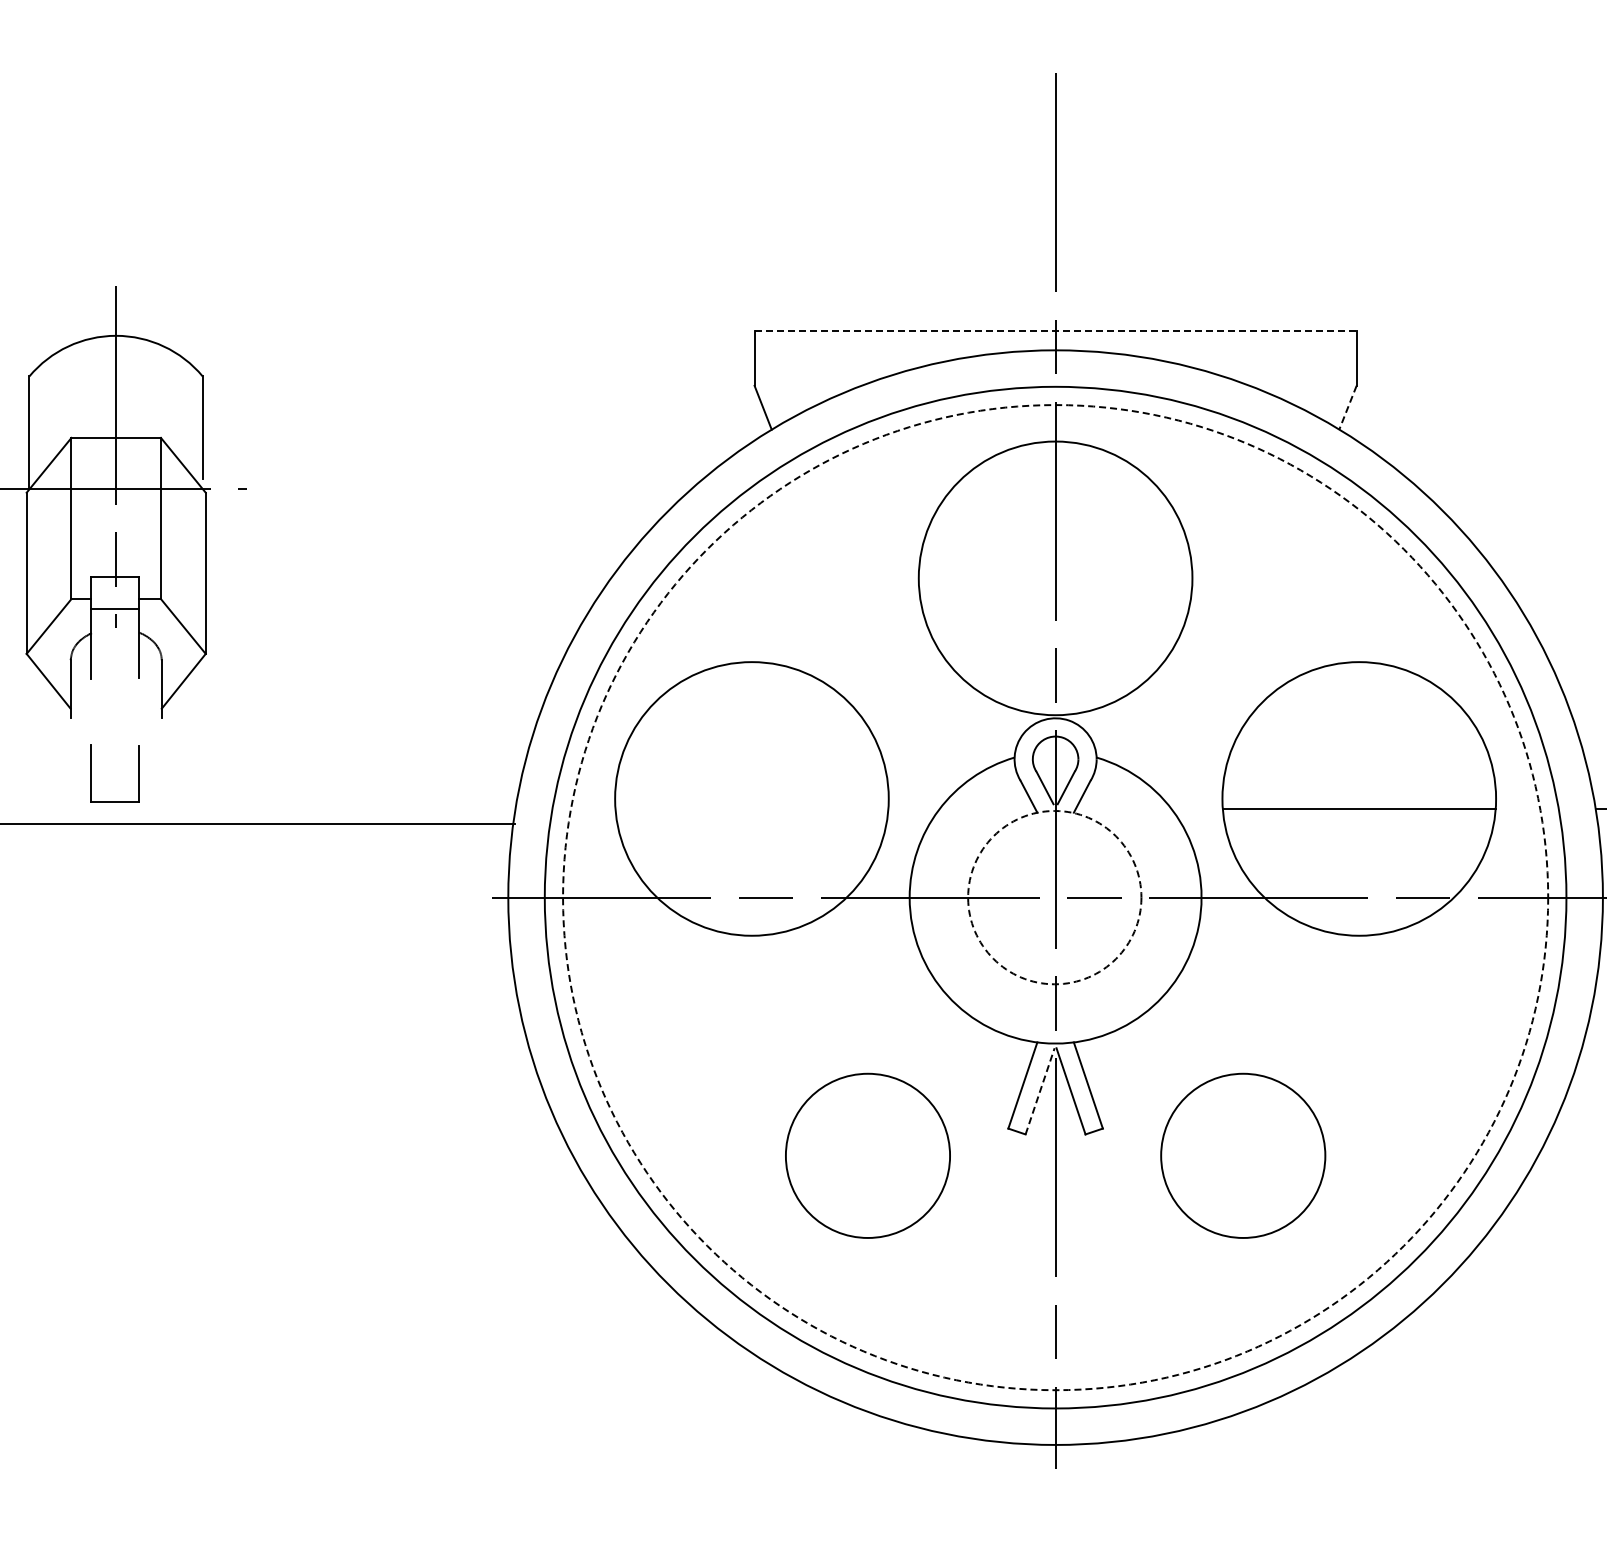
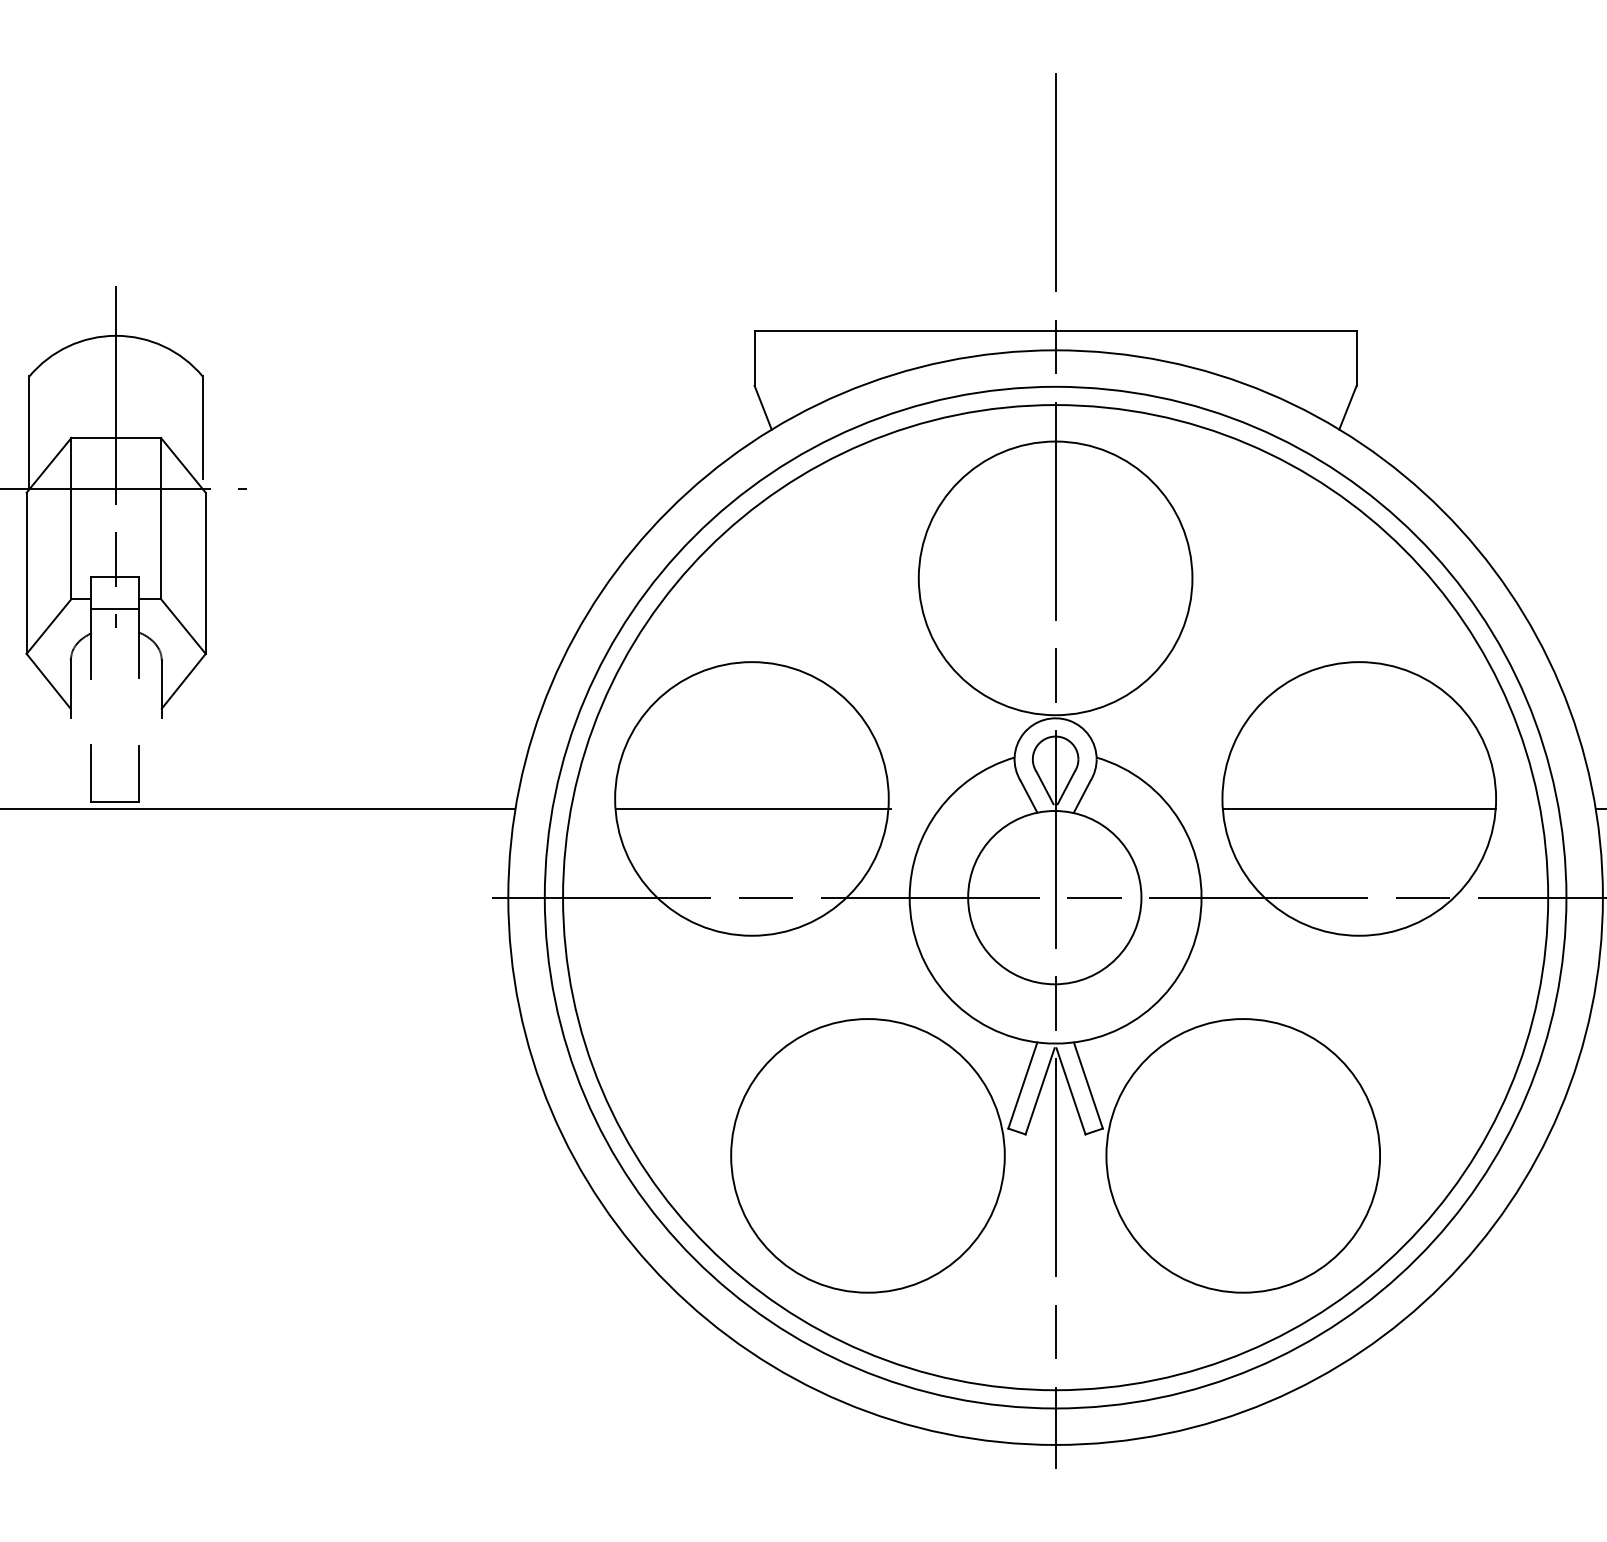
line: dashed -> solid (1056, 330)
line: dashed -> solid (1347, 407)
line: none -> present (752, 809)
line position: (258, 824) -> (258, 809) (258, 809)
circle: dashed -> solid (1054, 897)
circle: dashed -> solid (1055, 897)
line: dashed -> solid (1040, 1090)
circle diameter: 164 px -> 274 px (867, 1155)
circle diameter: 164 px -> 274 px (1243, 1155)
